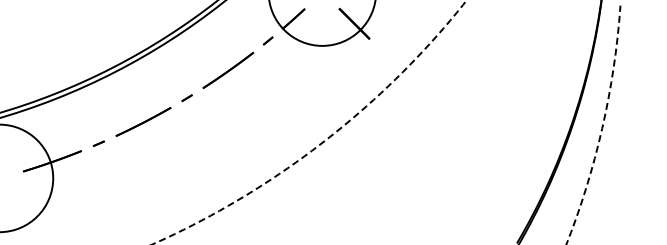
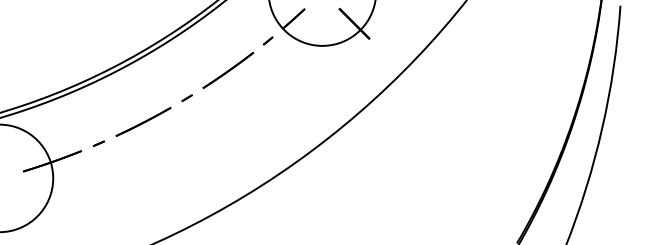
circle: dashed -> solid (308, 122)
arc: dashed -> solid (602, 127)
